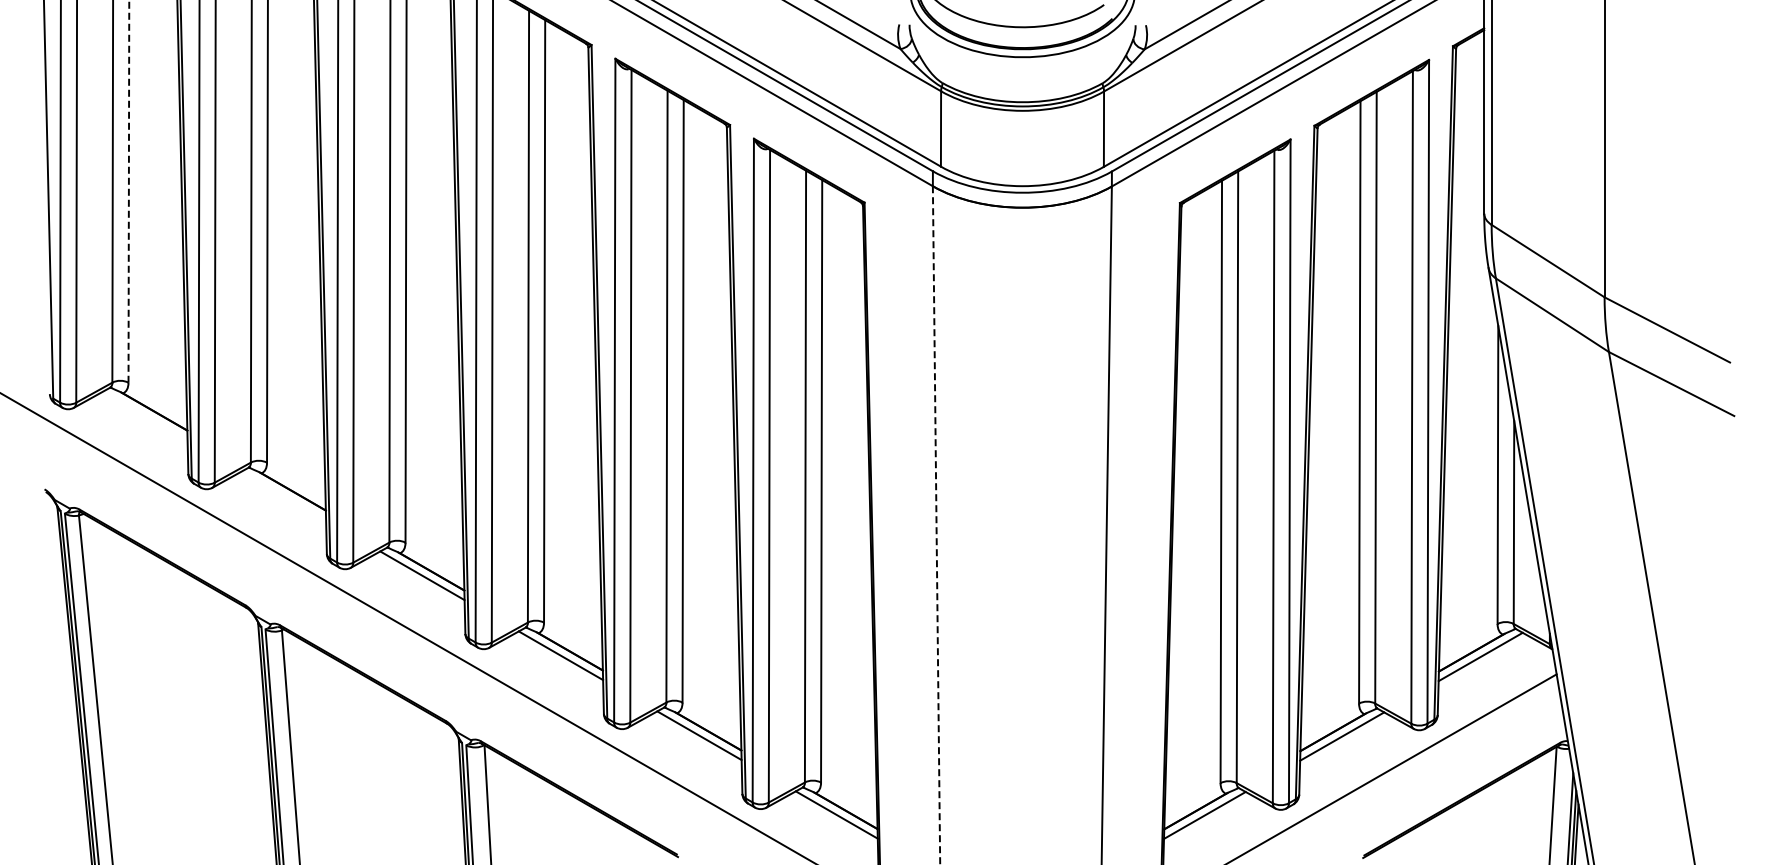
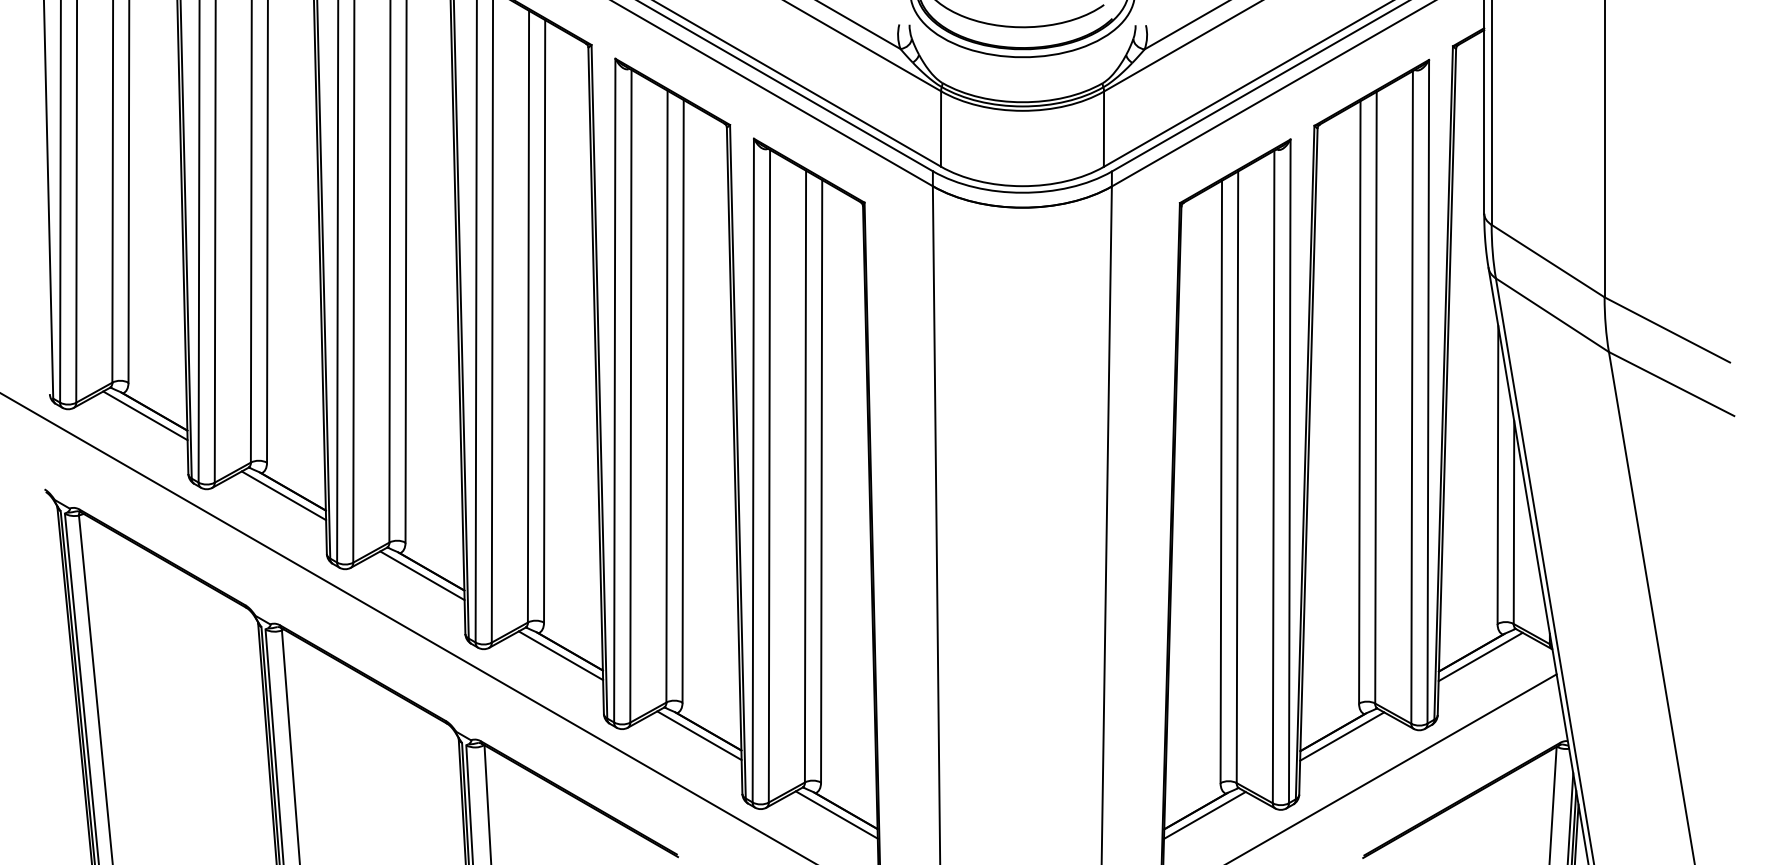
line: dashed -> solid (128, 190)
line: none -> present (145, 415)
line: none -> present (283, 495)
line: dashed -> solid (936, 525)
